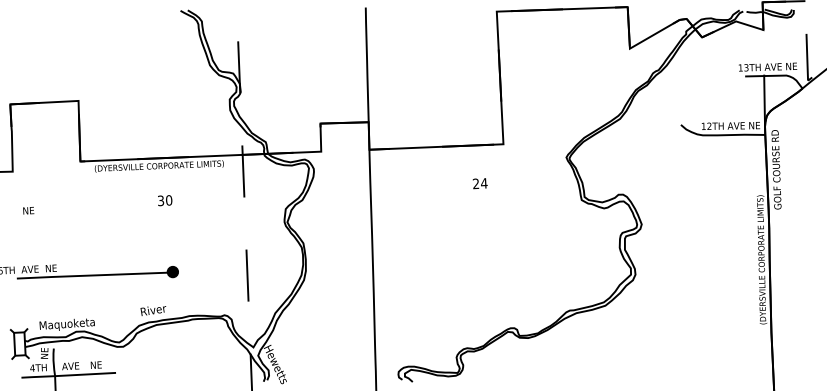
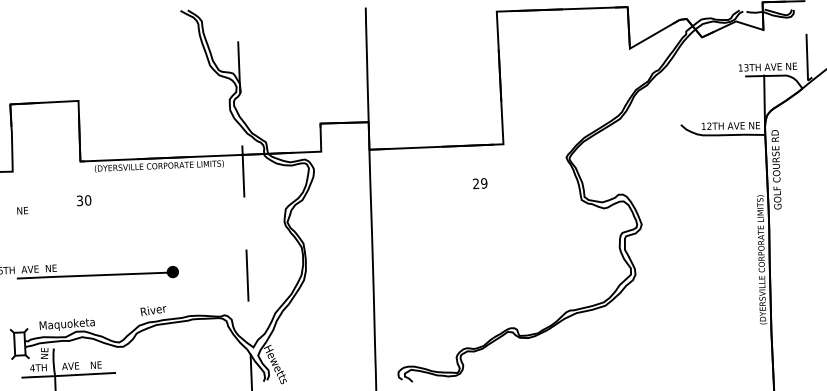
text: 24 -> 29 (484, 183)
text position: (165, 200) -> (84, 200) (84, 200)
text position: (28, 210) -> (22, 210) (22, 210)
